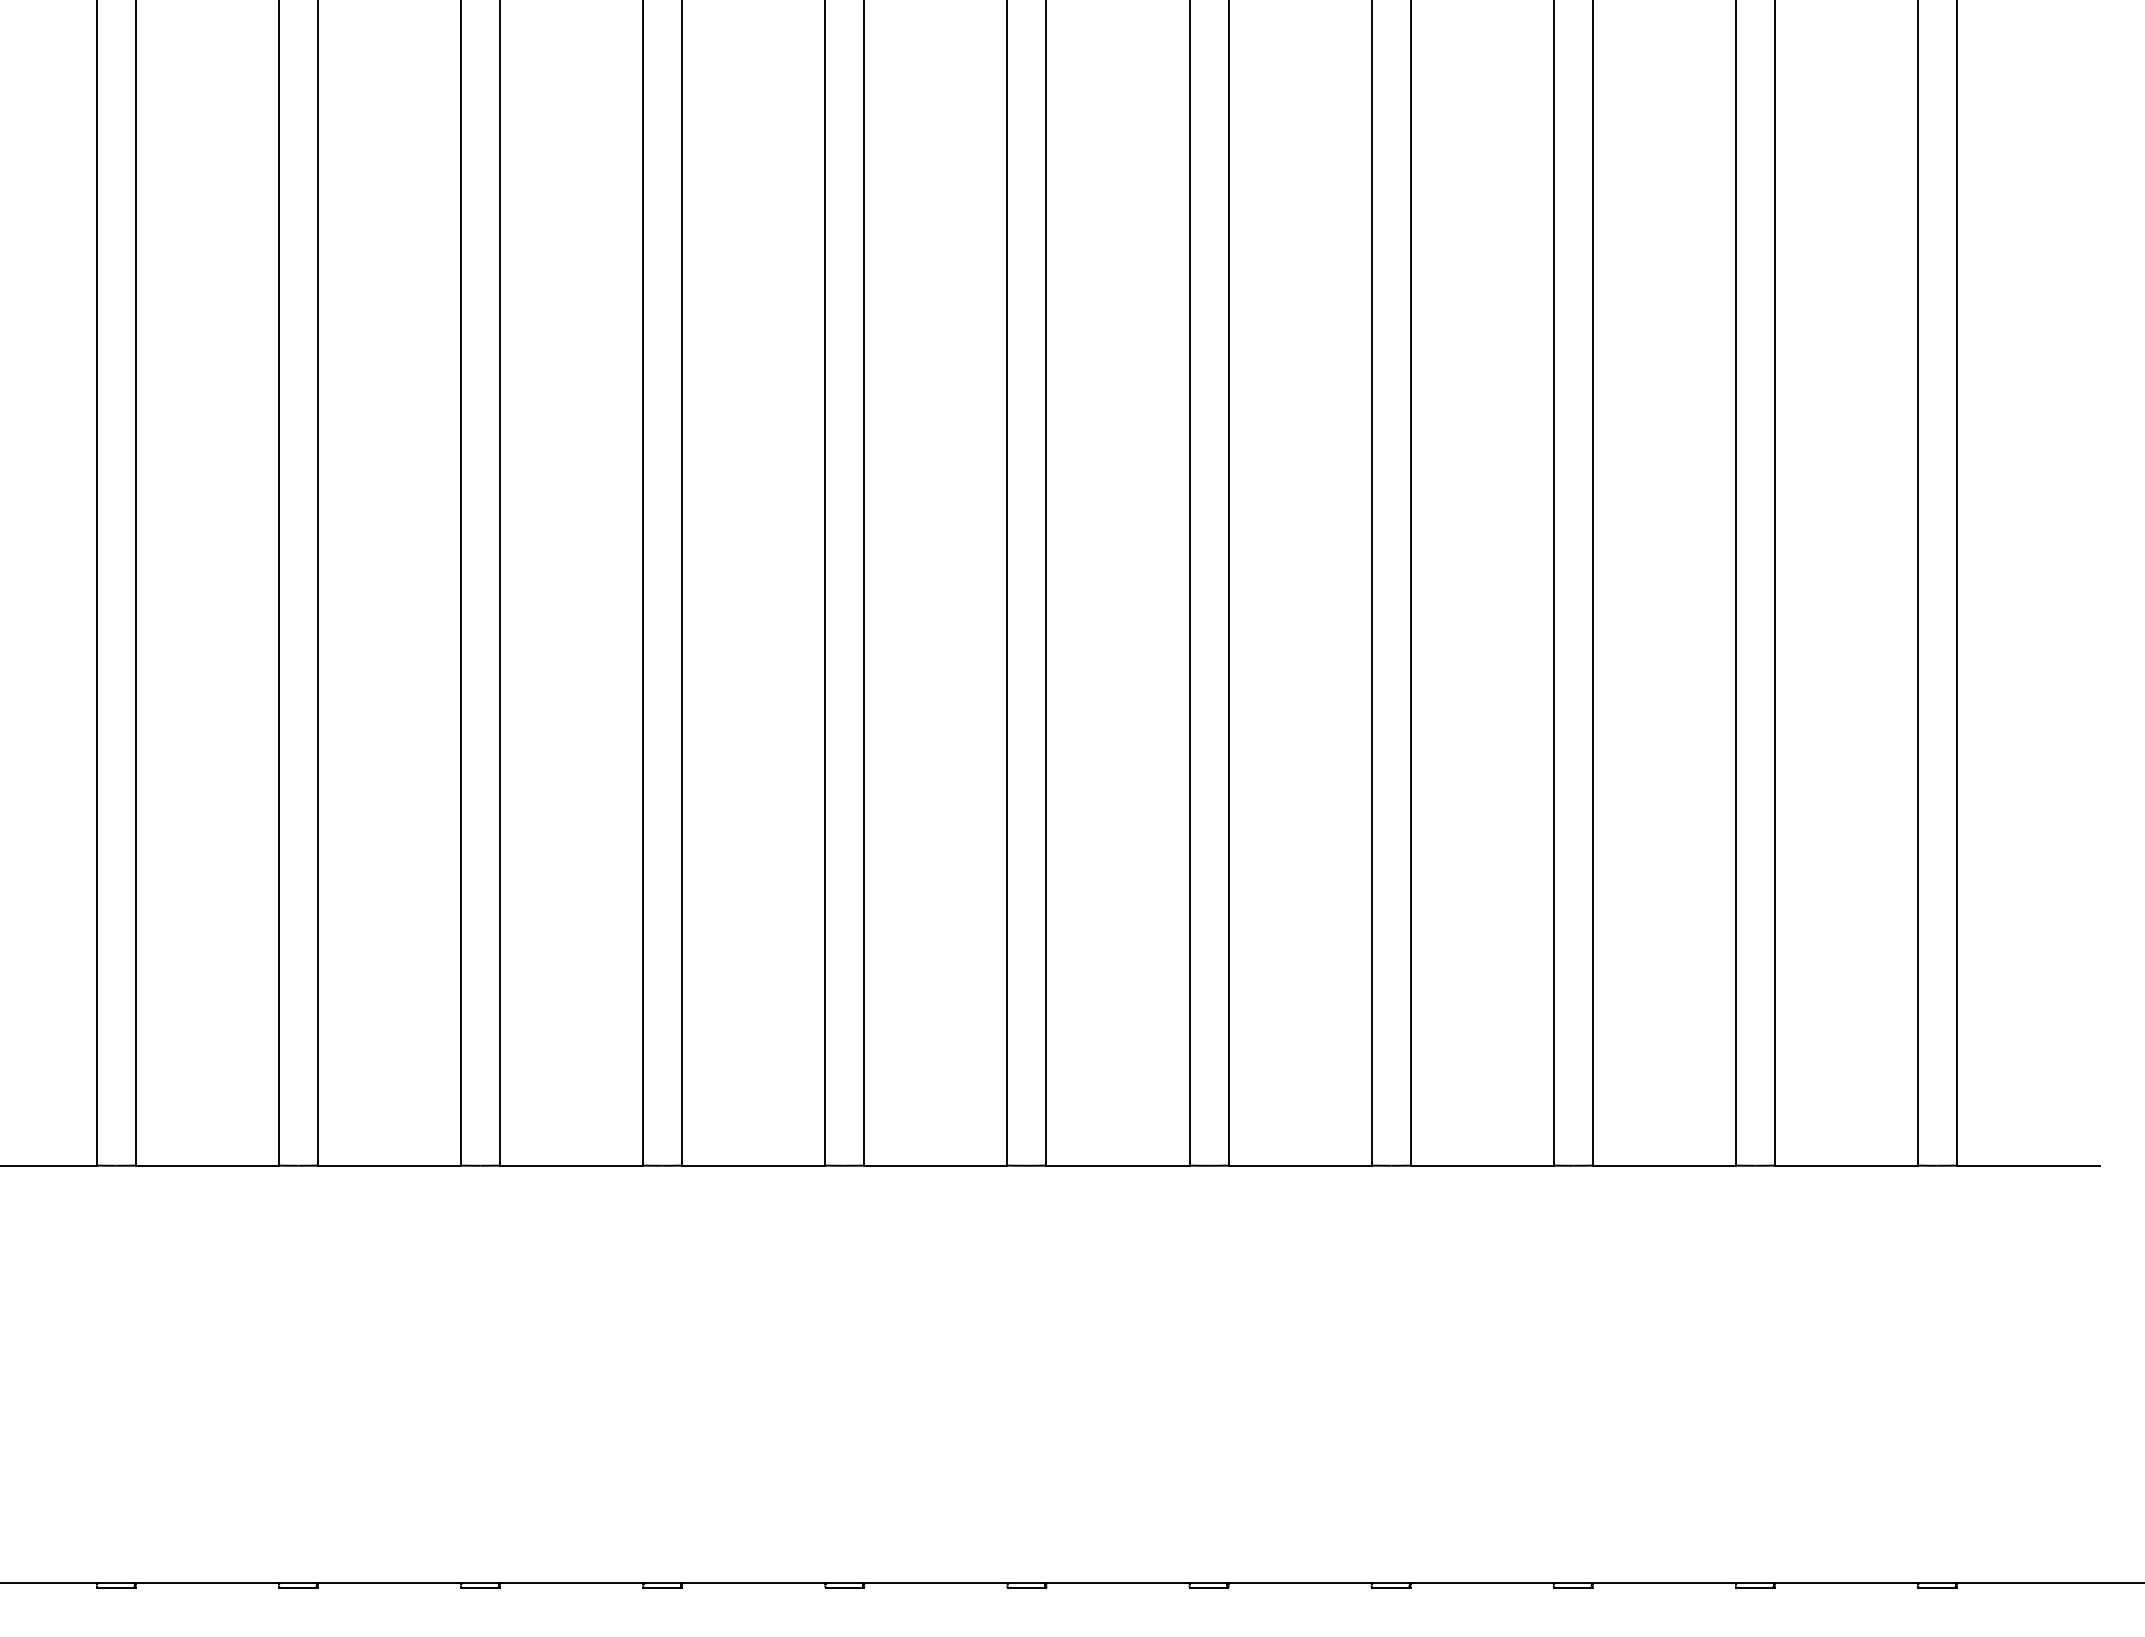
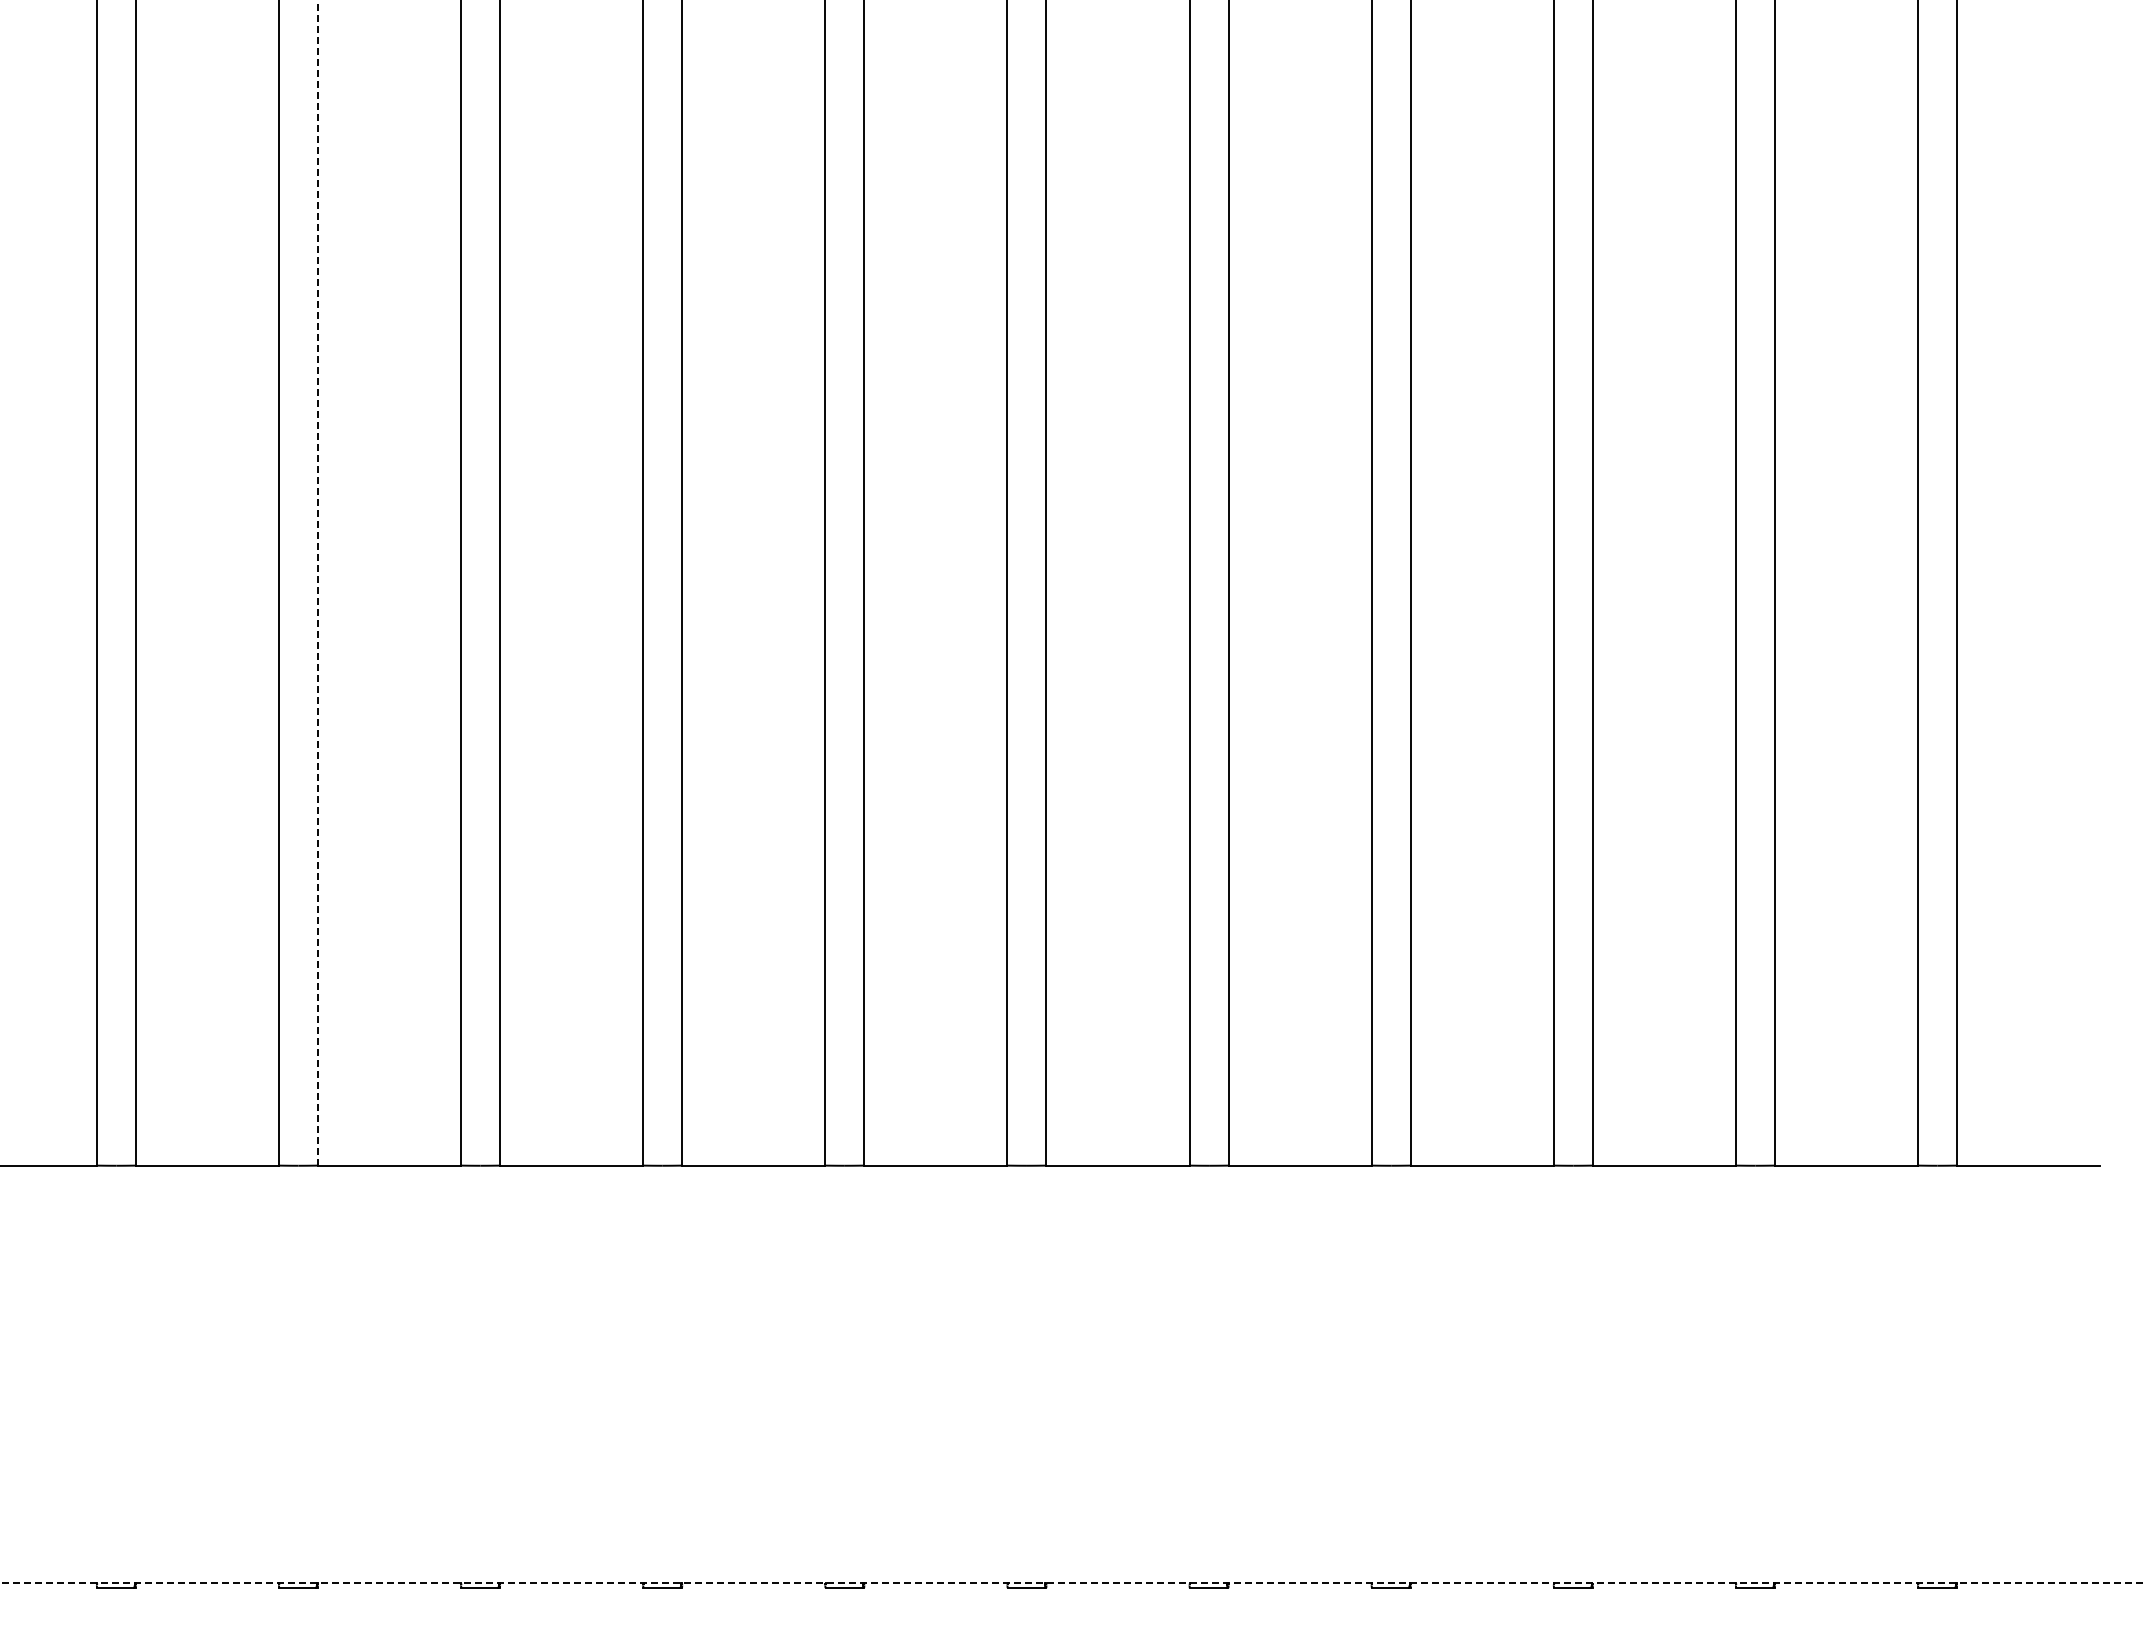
line: solid -> dashed (318, 582)
line: solid -> dashed (1073, 1582)
